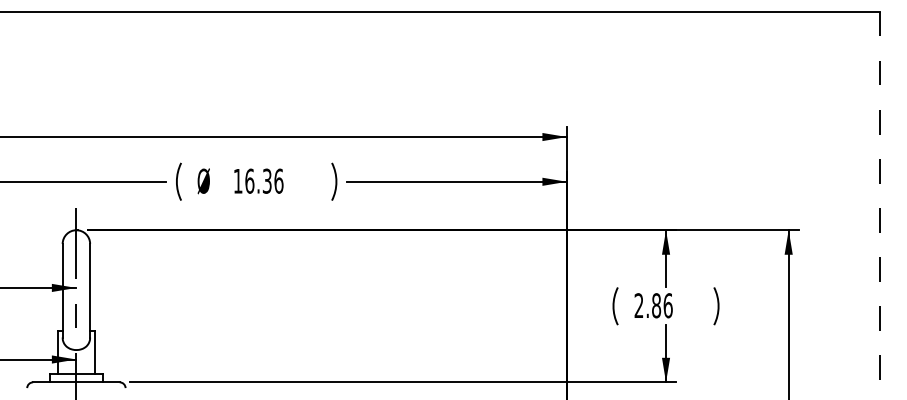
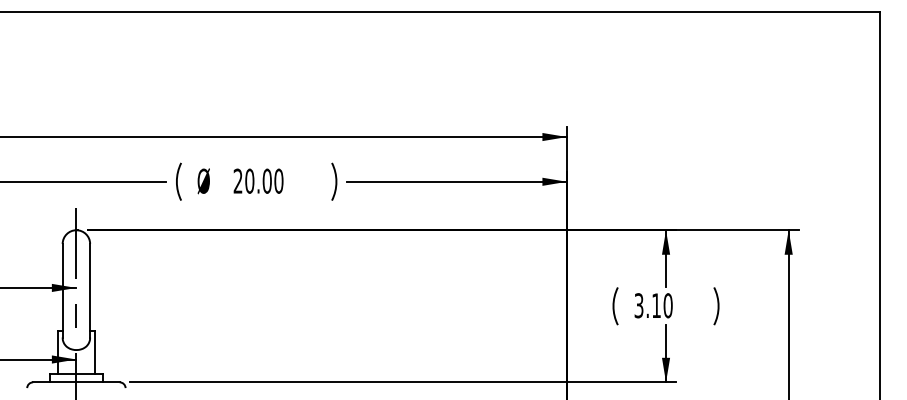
text: 16.36 -> 20.00 (258, 180)
line: dashed -> solid (879, 205)
text: 2.86 -> 3.10 (653, 305)
